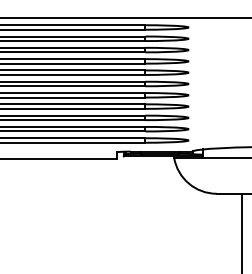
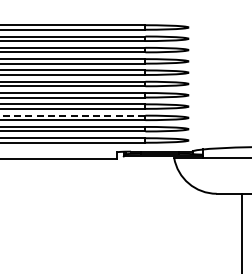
line: present -> none (125, 17)
line: solid -> dashed (72, 115)
